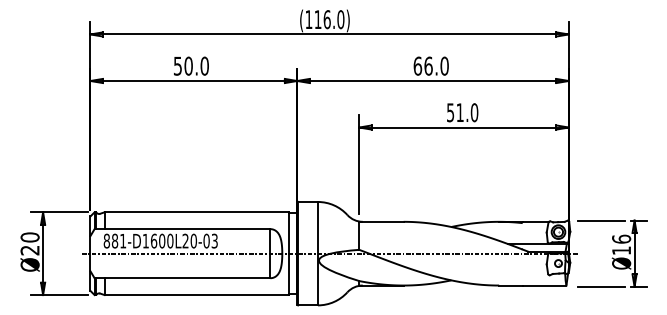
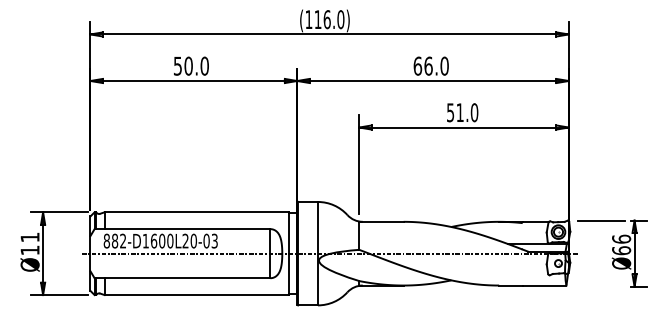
text: 881-D1600L20-03 -> 882-D1600L20-03 (123, 240)
text: Ø20 -> Ø11 (29, 243)
text: Ø16 -> Ø66 (621, 250)
line: present -> none (601, 286)
